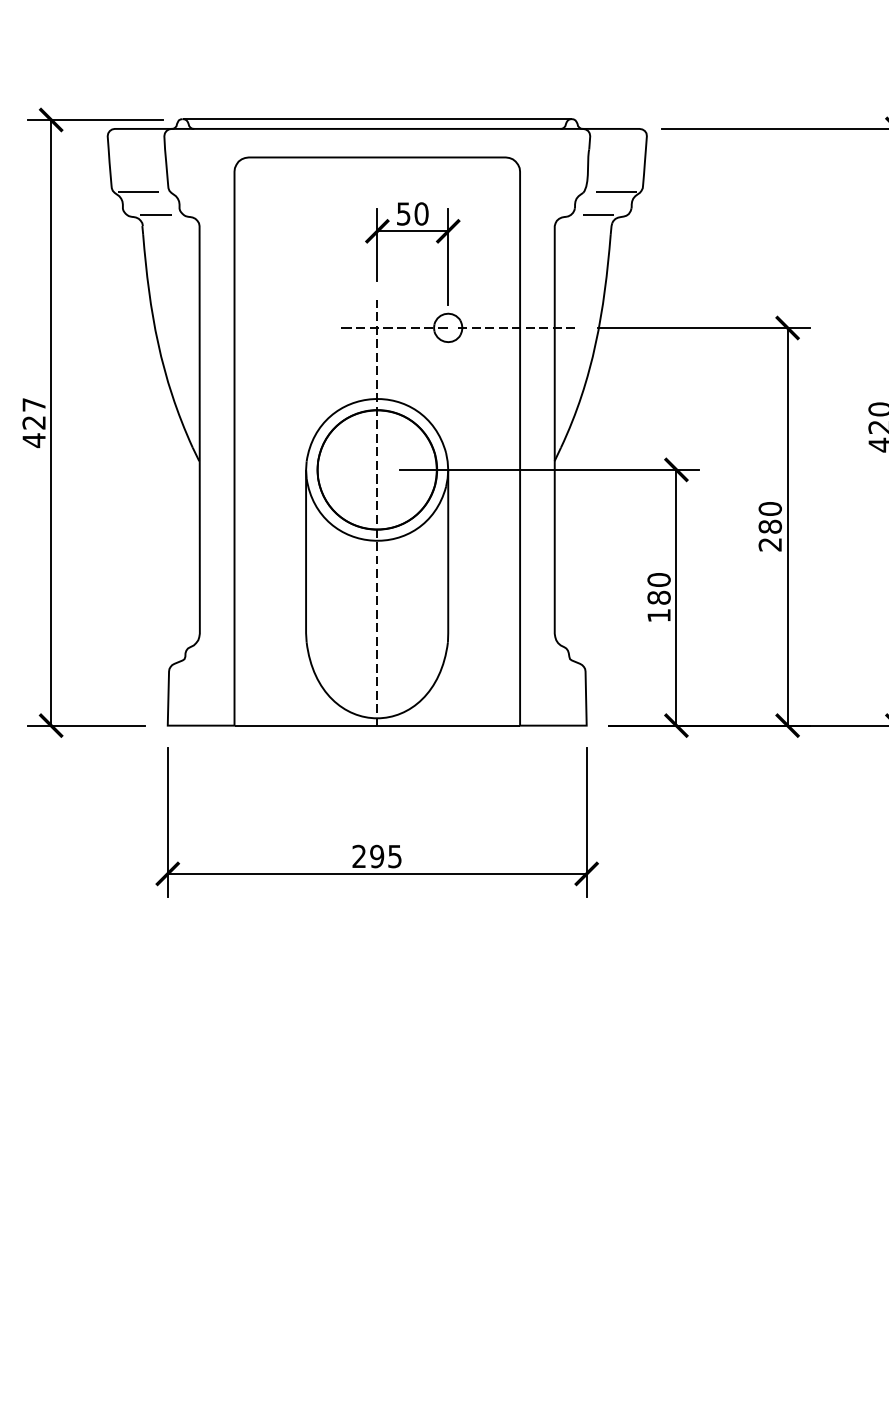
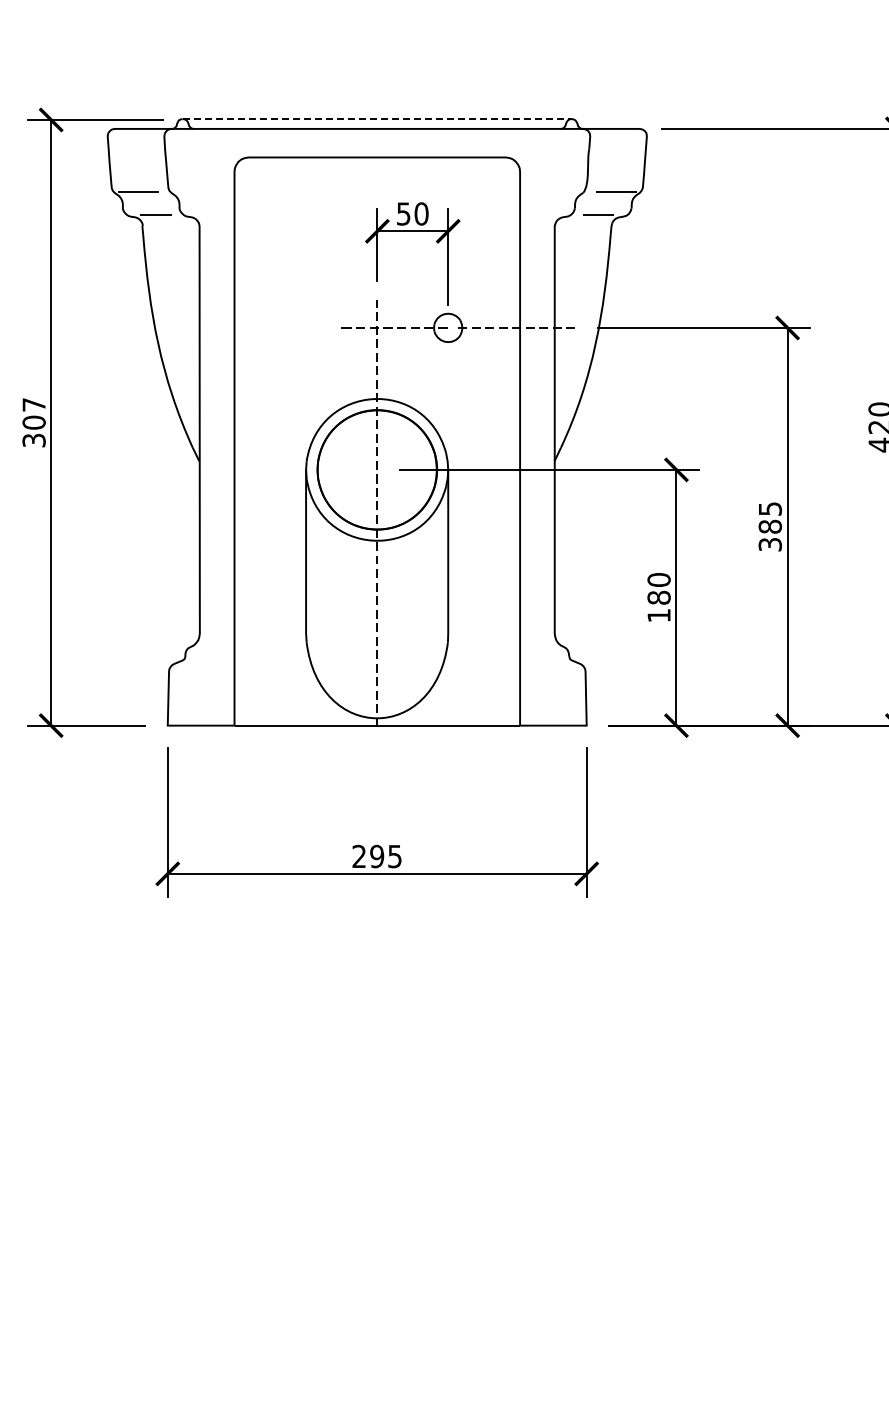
line: solid -> dashed (377, 119)
text: 427 -> 307 (33, 431)
text: 280 -> 385 (770, 526)
